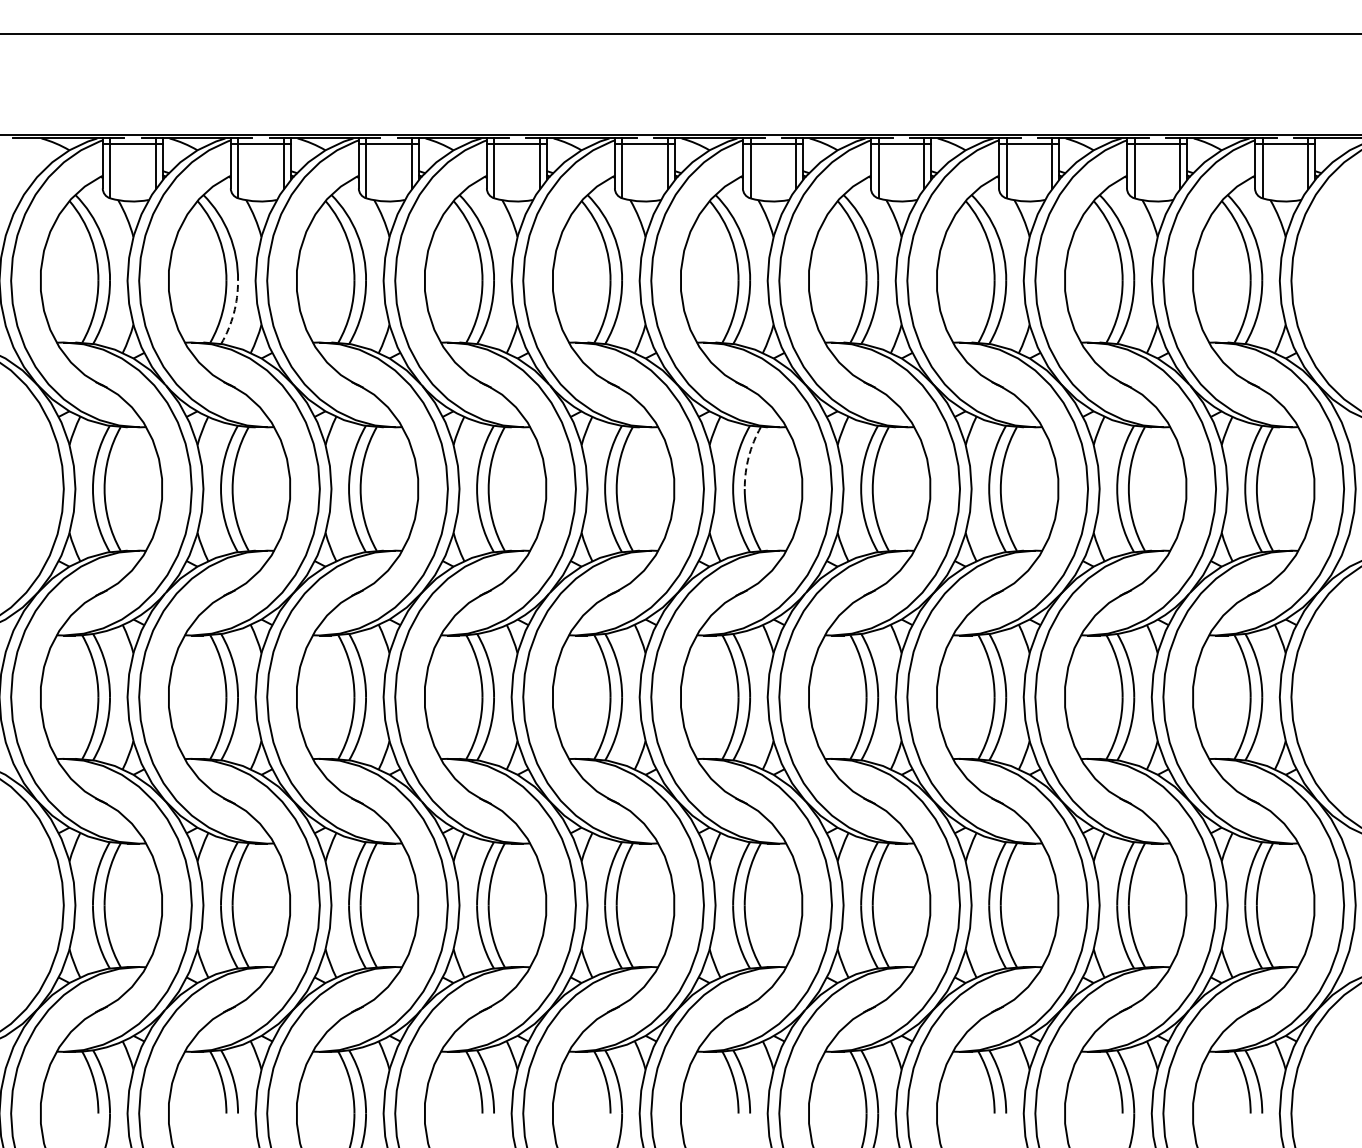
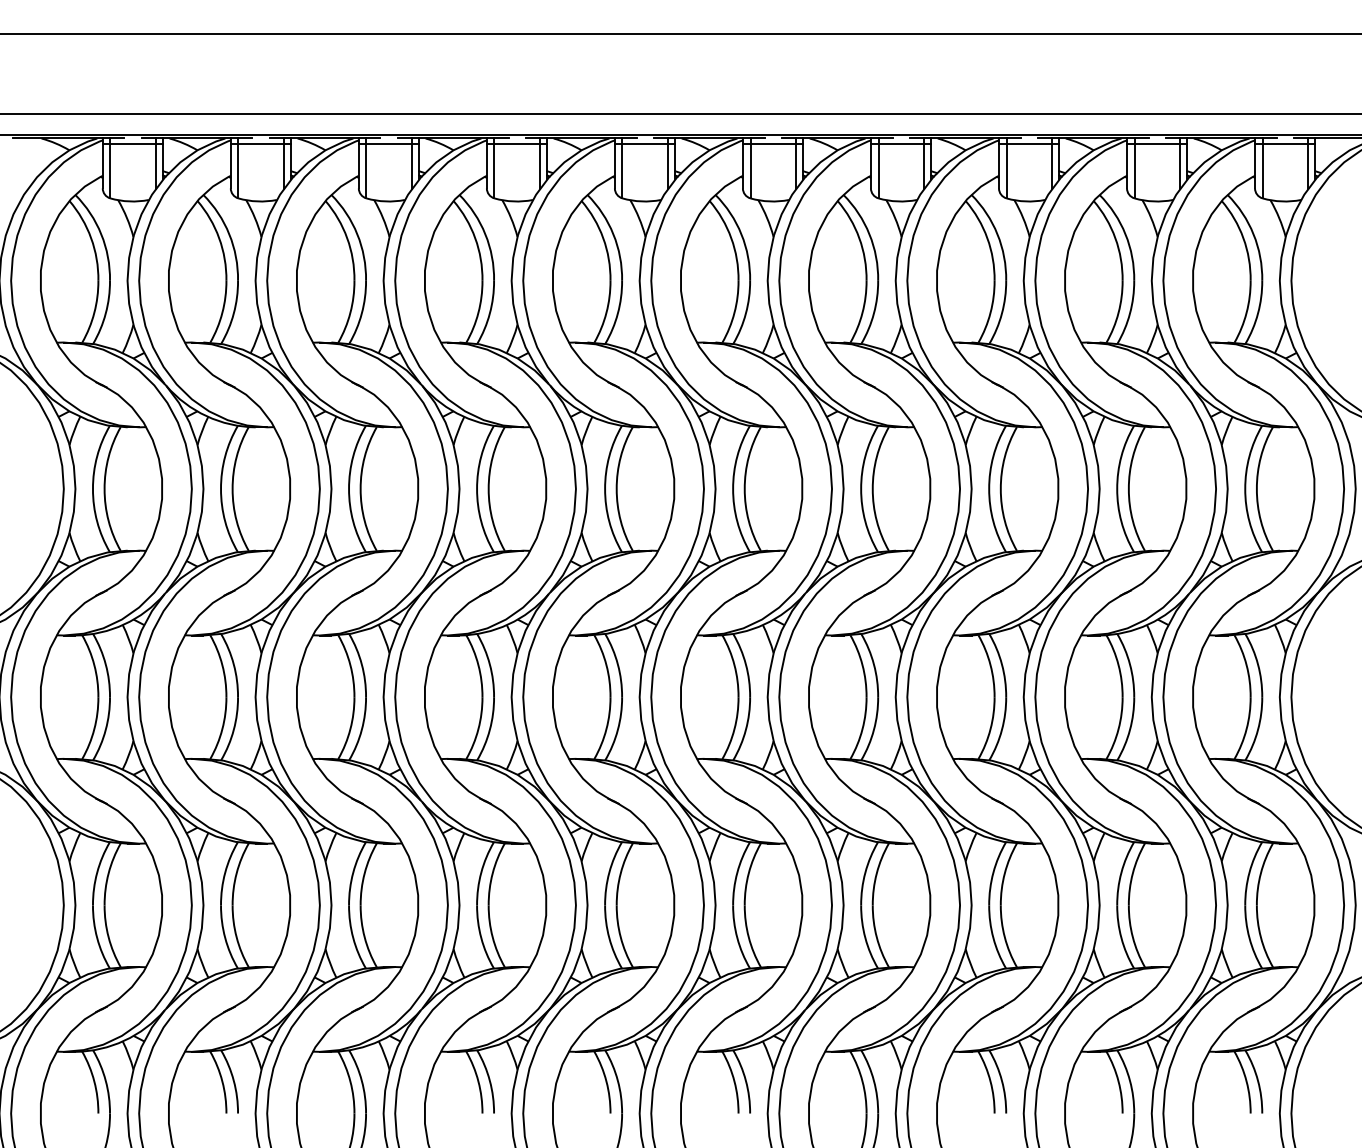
line: none -> present (680, 114)
arc: dashed -> solid (233, 313)
arc: dashed -> solid (748, 457)
